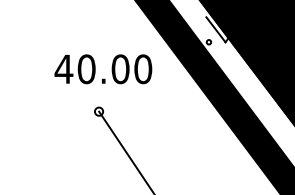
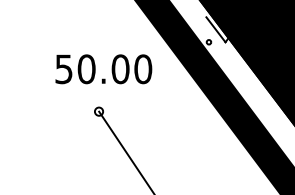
text: 40.00 -> 50.00 (63, 69)
